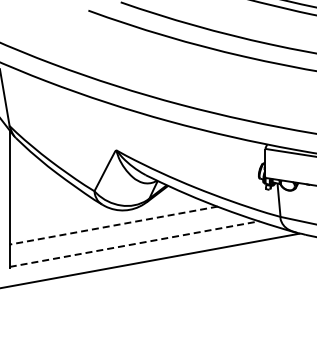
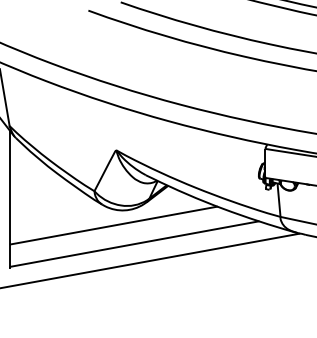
line: dashed -> solid (113, 225)
line: dashed -> solid (134, 244)
